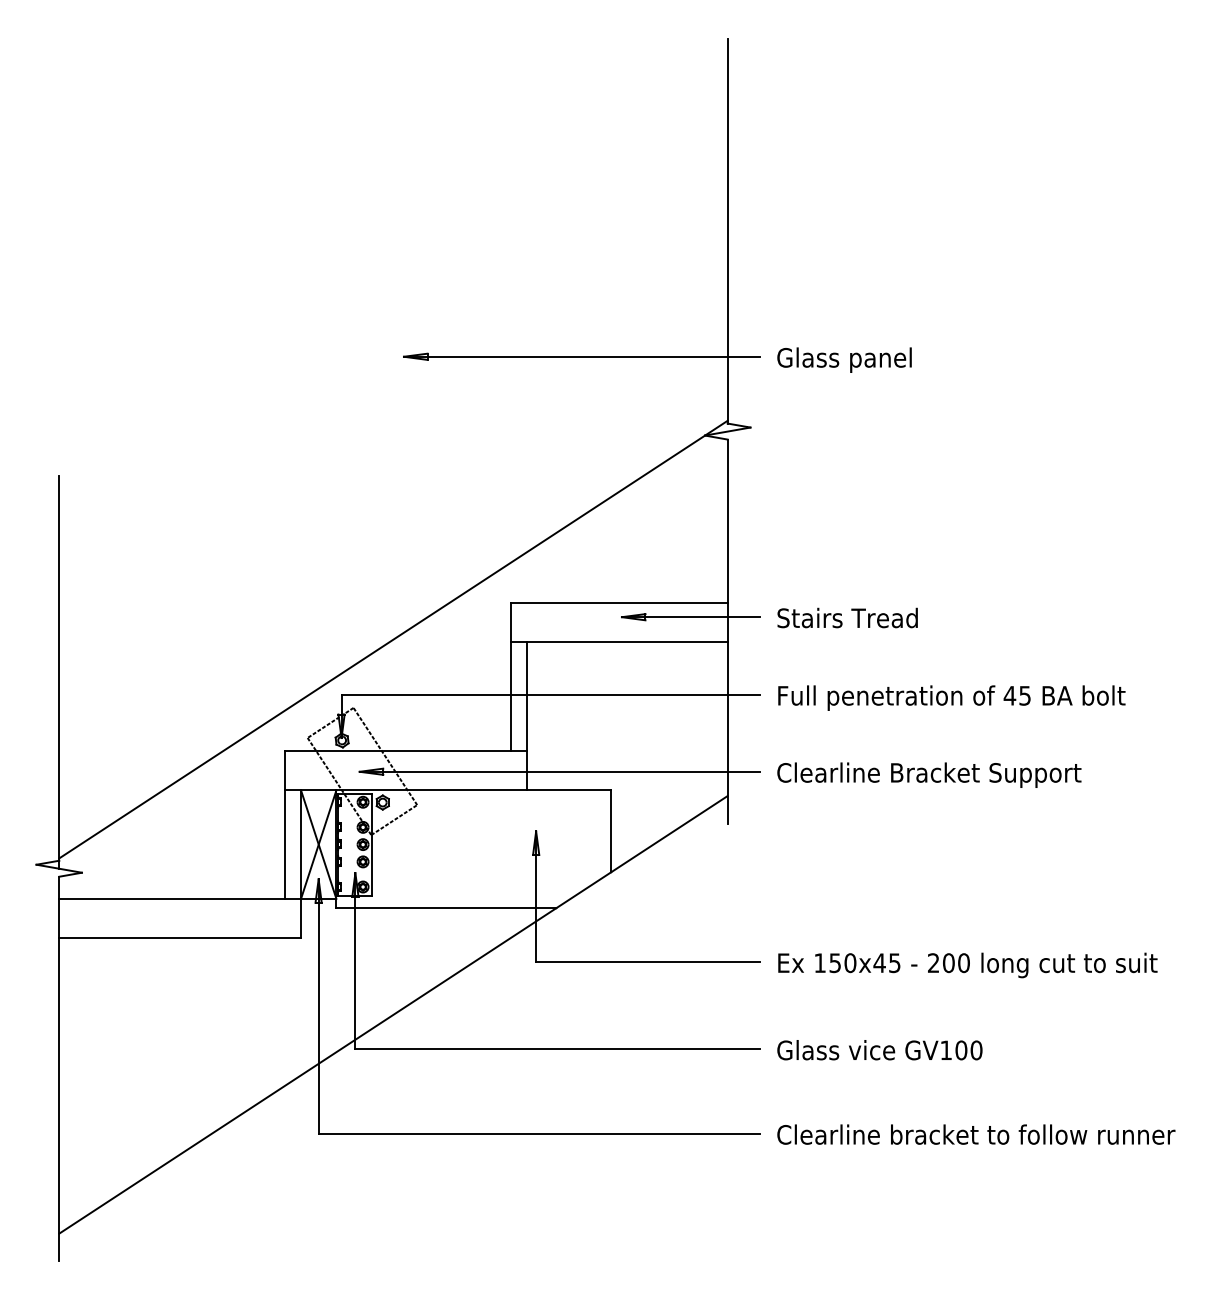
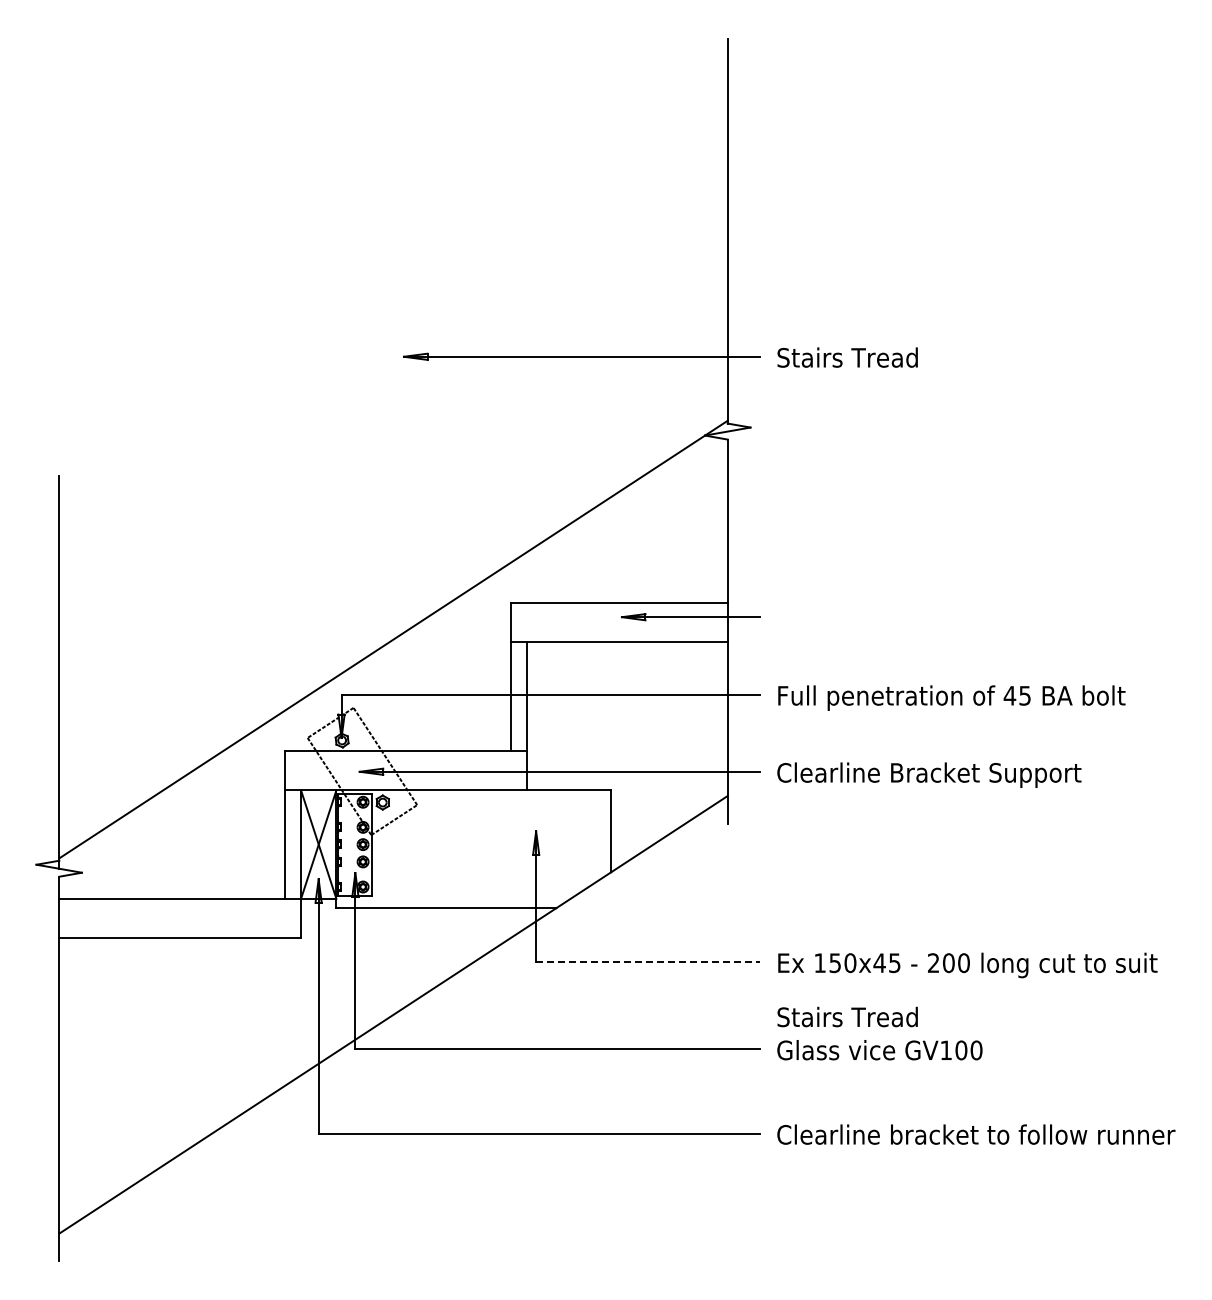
text: Glass panel -> Stairs Tread (847, 359)
text position: (847, 617) -> (847, 1016) (847, 1016)
line: solid -> dashed (648, 962)
